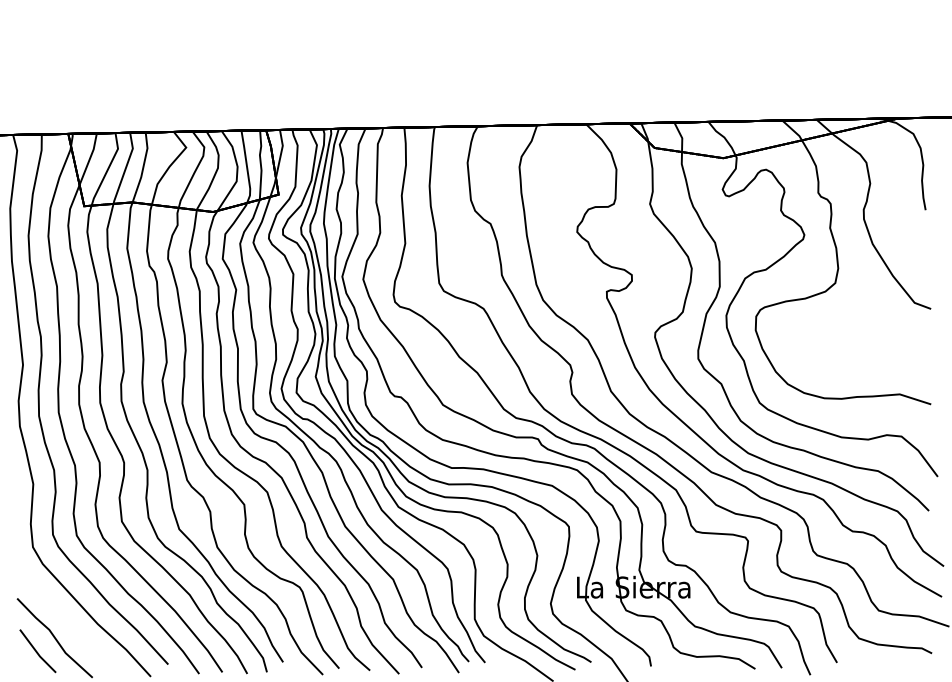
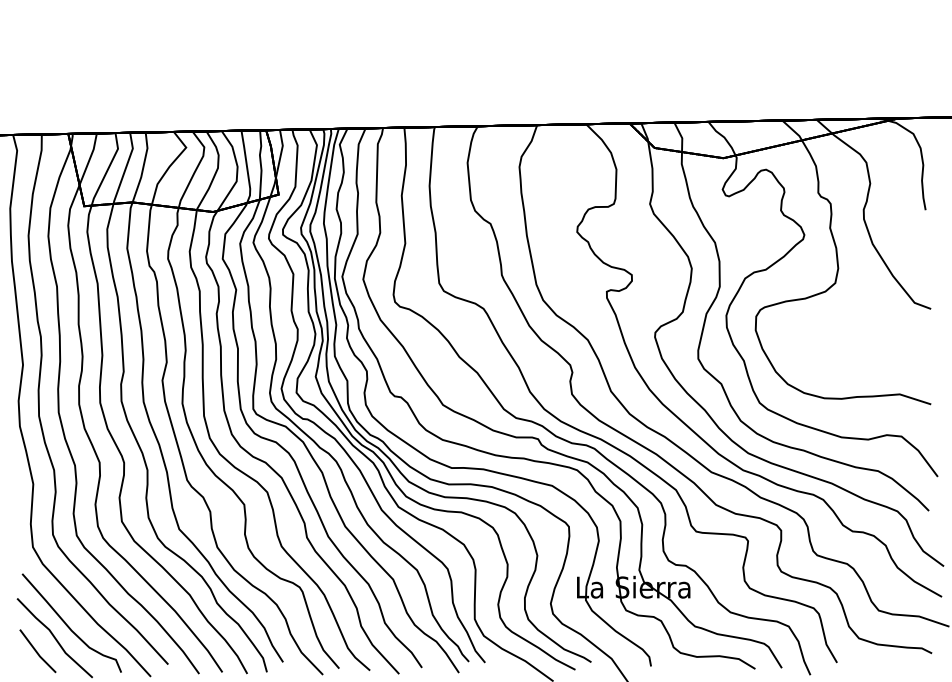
part: none -> present (71, 622)
